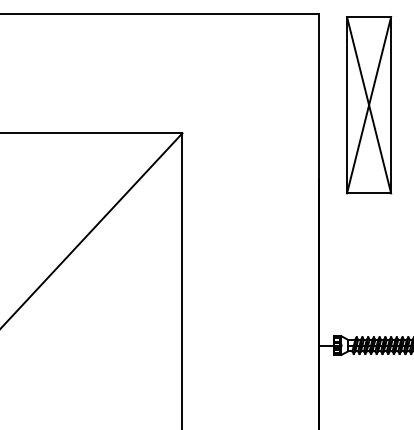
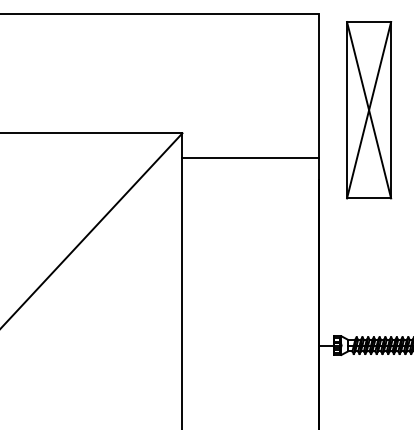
part position: (369, 105) -> (369, 110) (369, 110)
line: none -> present (250, 157)
